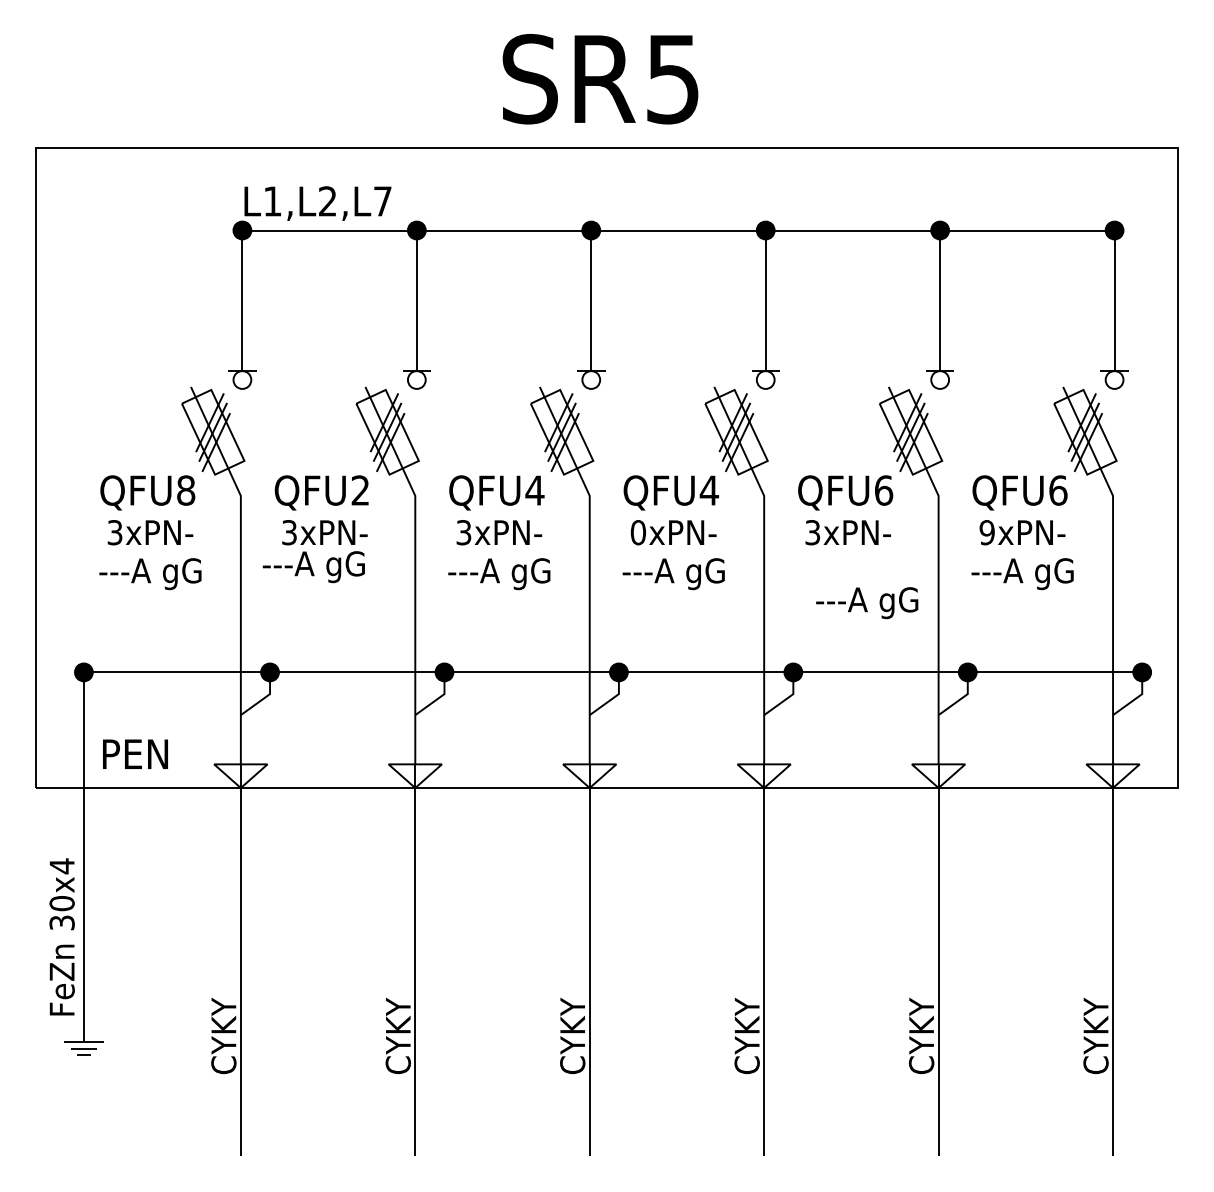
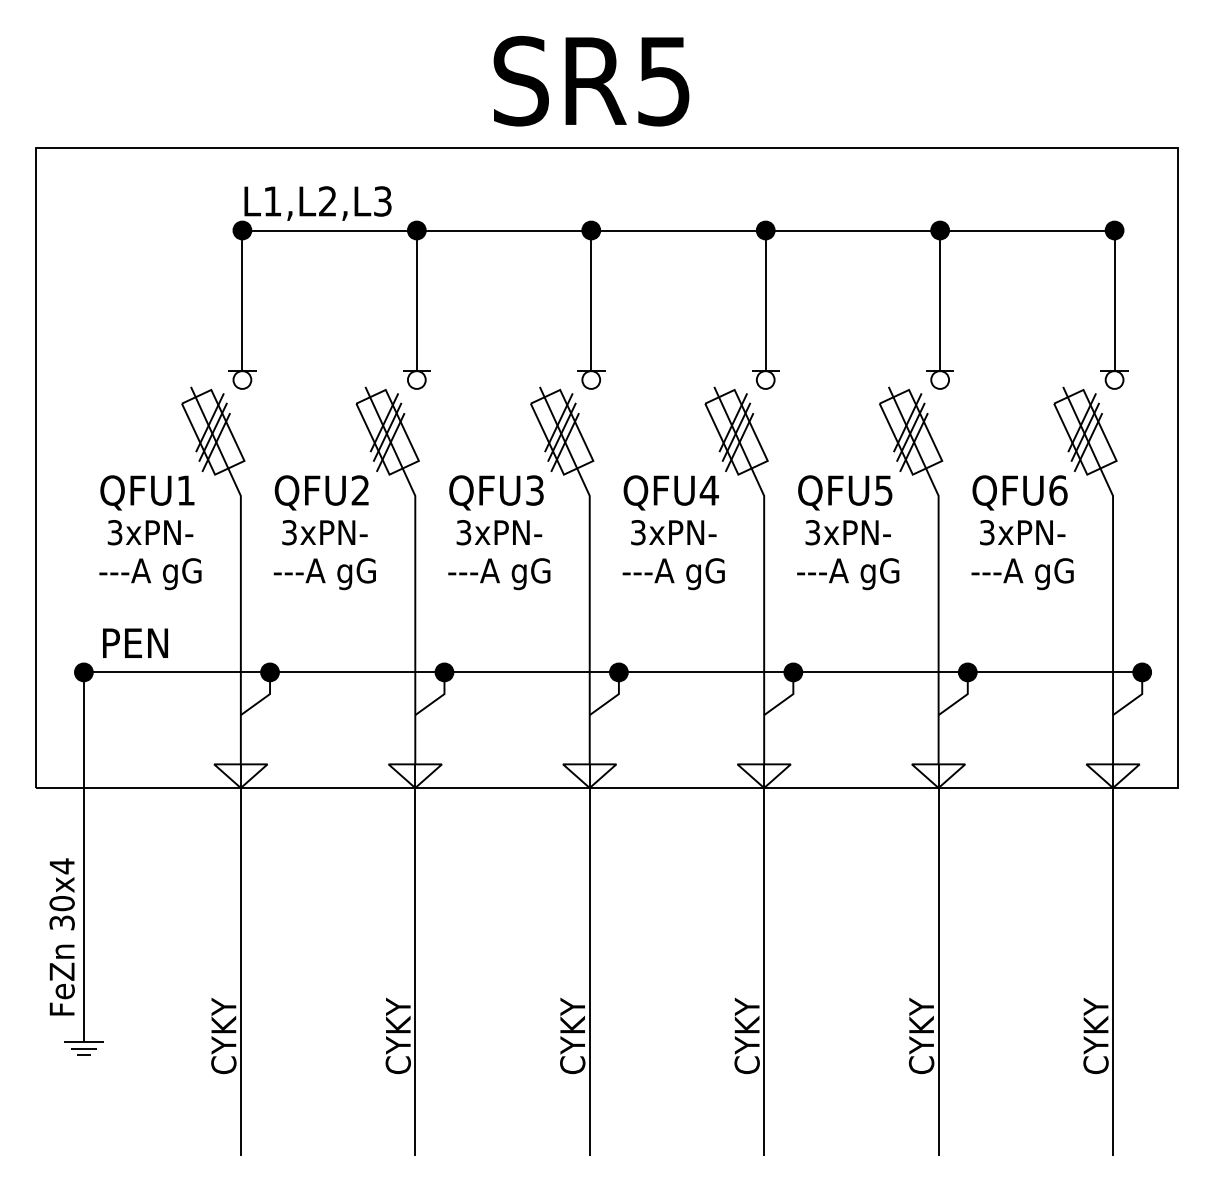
text position: (600, 79) -> (591, 81) (591, 81)
text: L1,L2,L7 -> L1,L2,L3 (382, 201)
text: QFU8 -> QFU1 (186, 490)
text: QFU4 -> QFU3 (534, 490)
text: QFU6 -> QFU5 (884, 490)
text: 0xPN- -> 3xPN- (638, 532)
text: 9xPN- -> 3xPN- (986, 532)
text position: (313, 567) -> (324, 574) (324, 574)
text position: (867, 603) -> (848, 574) (848, 574)
text position: (135, 753) -> (135, 642) (135, 642)
